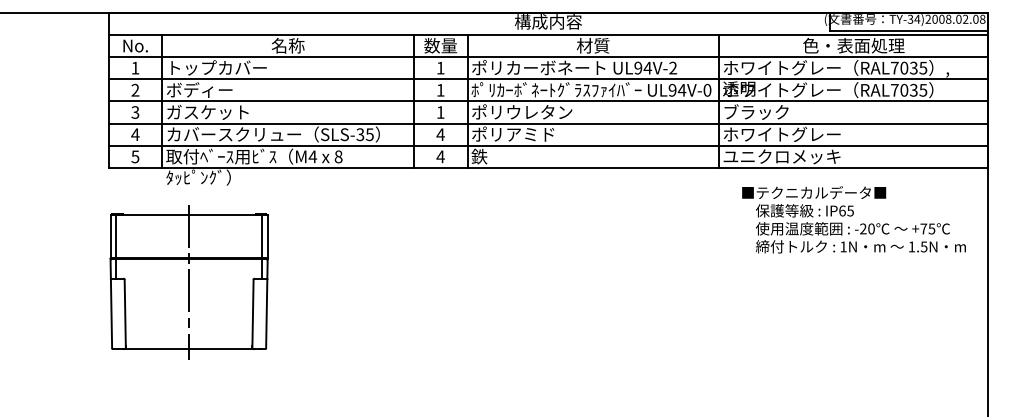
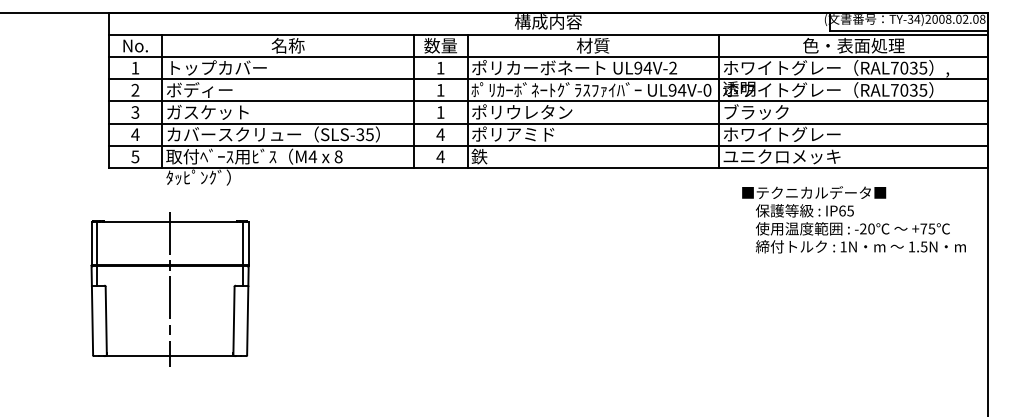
part position: (188, 282) -> (169, 289) (169, 289)
